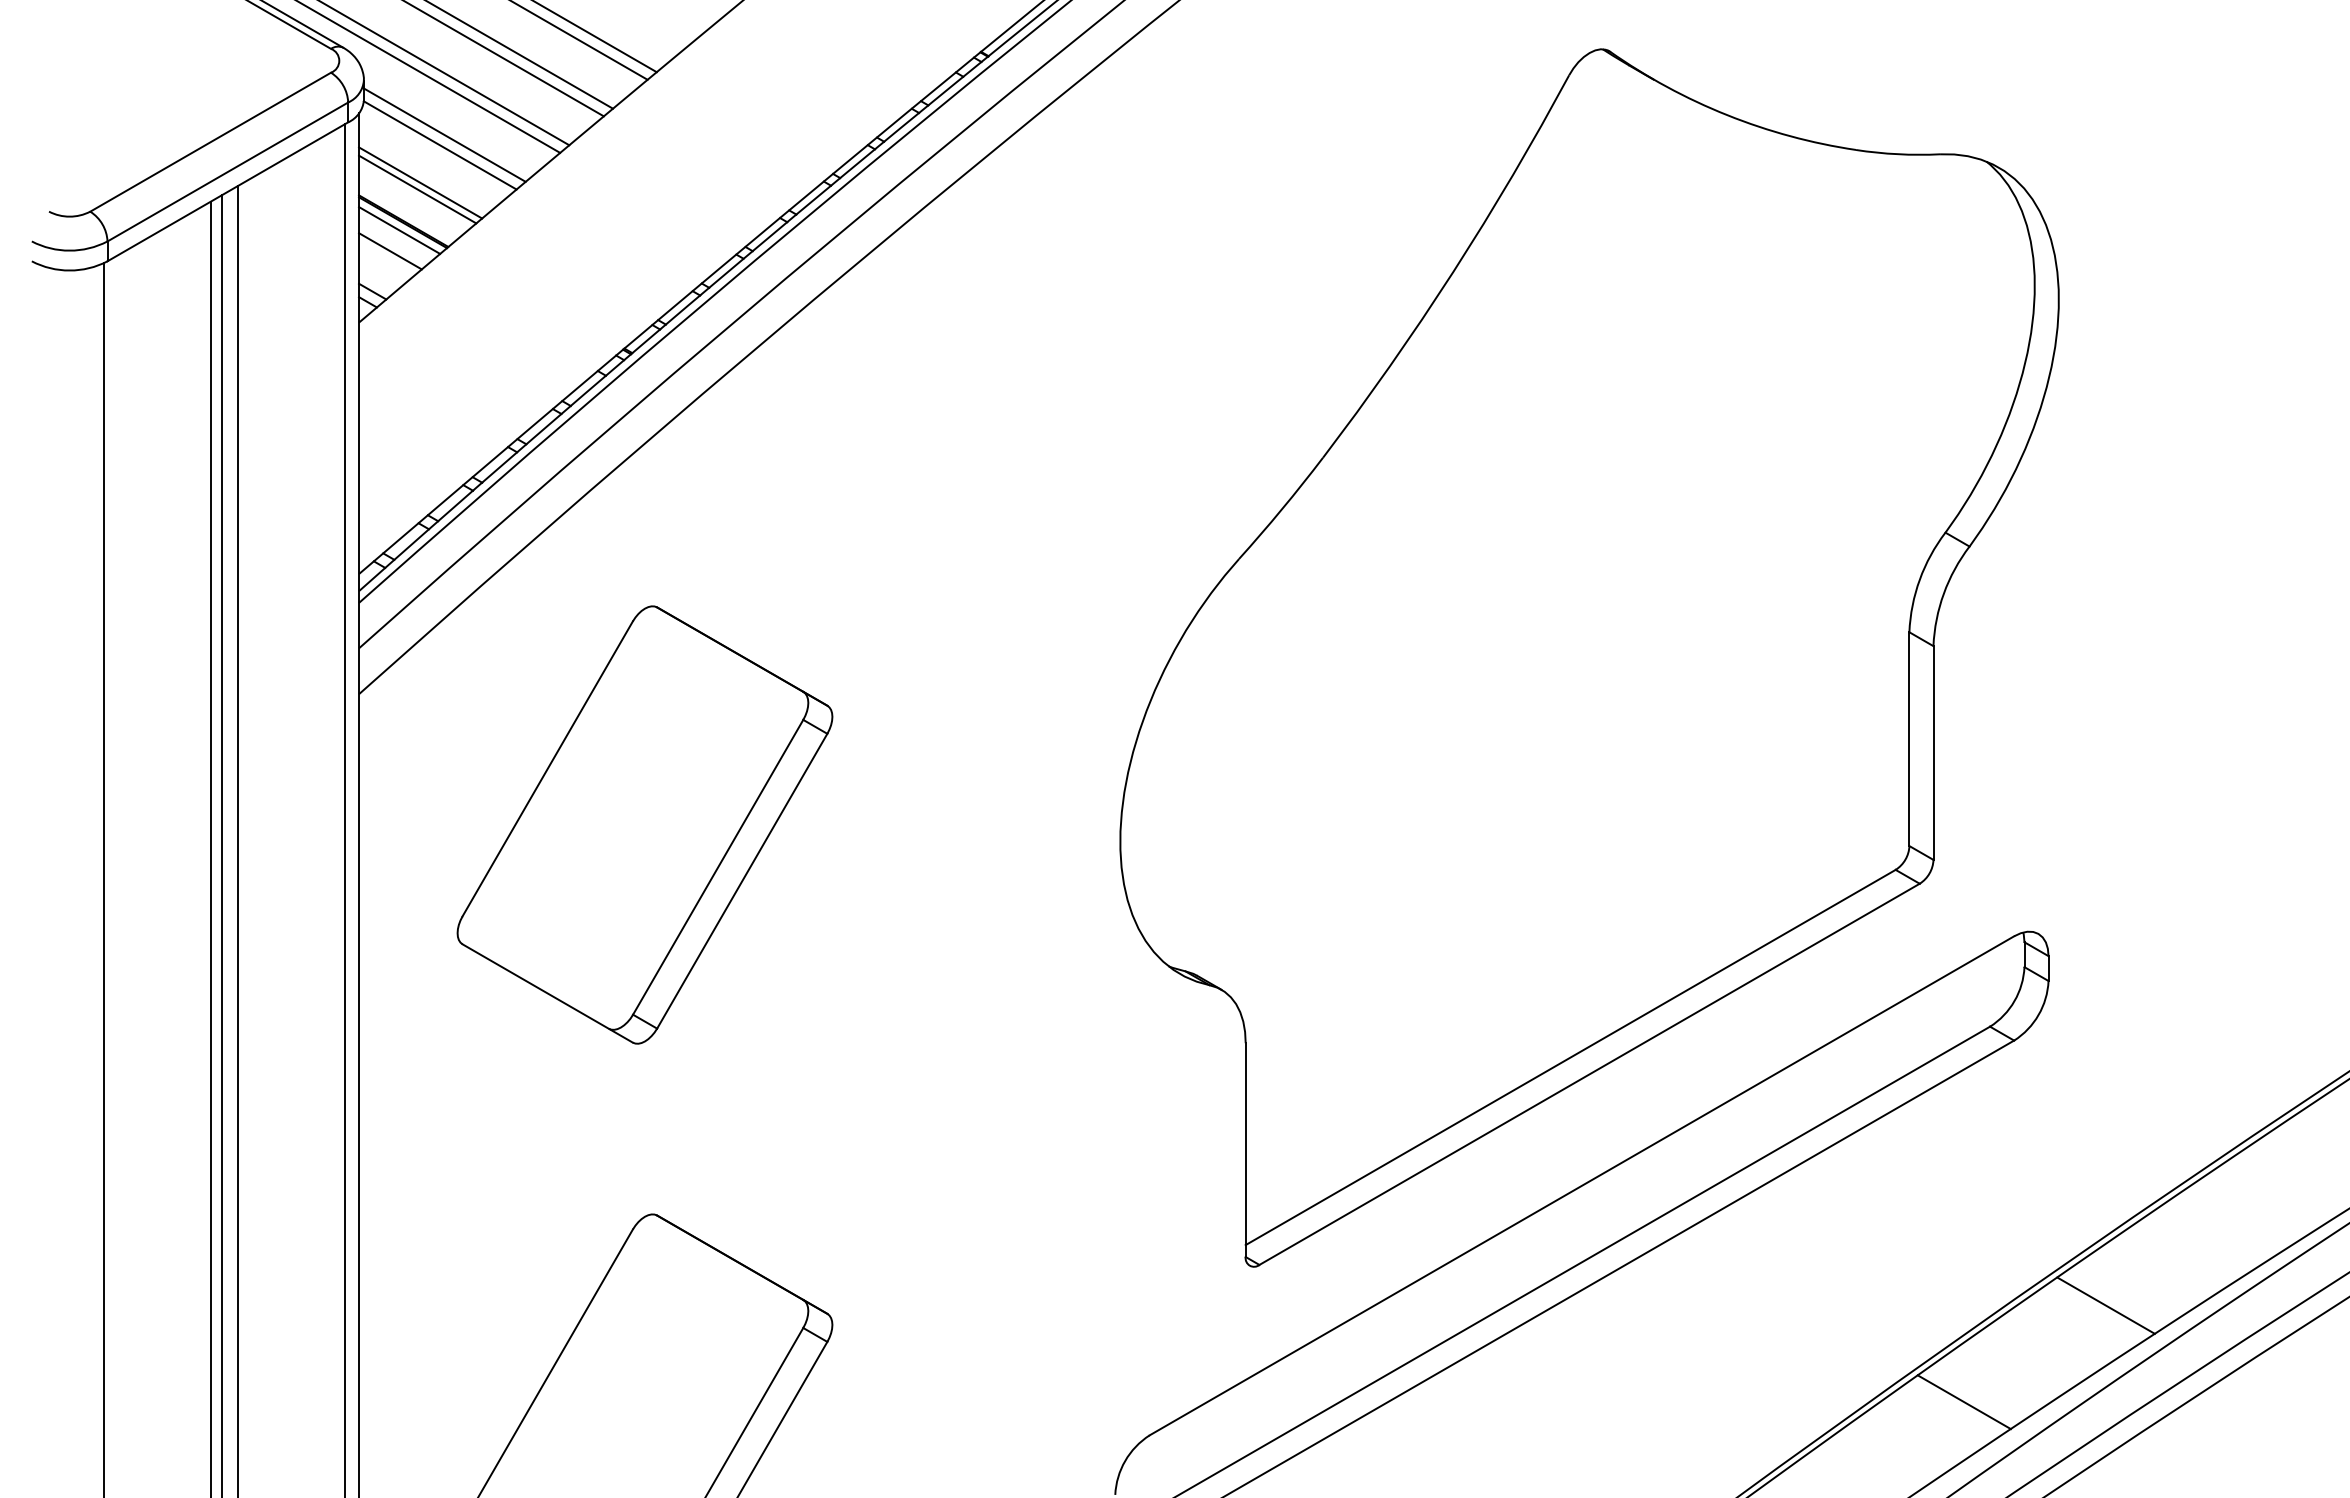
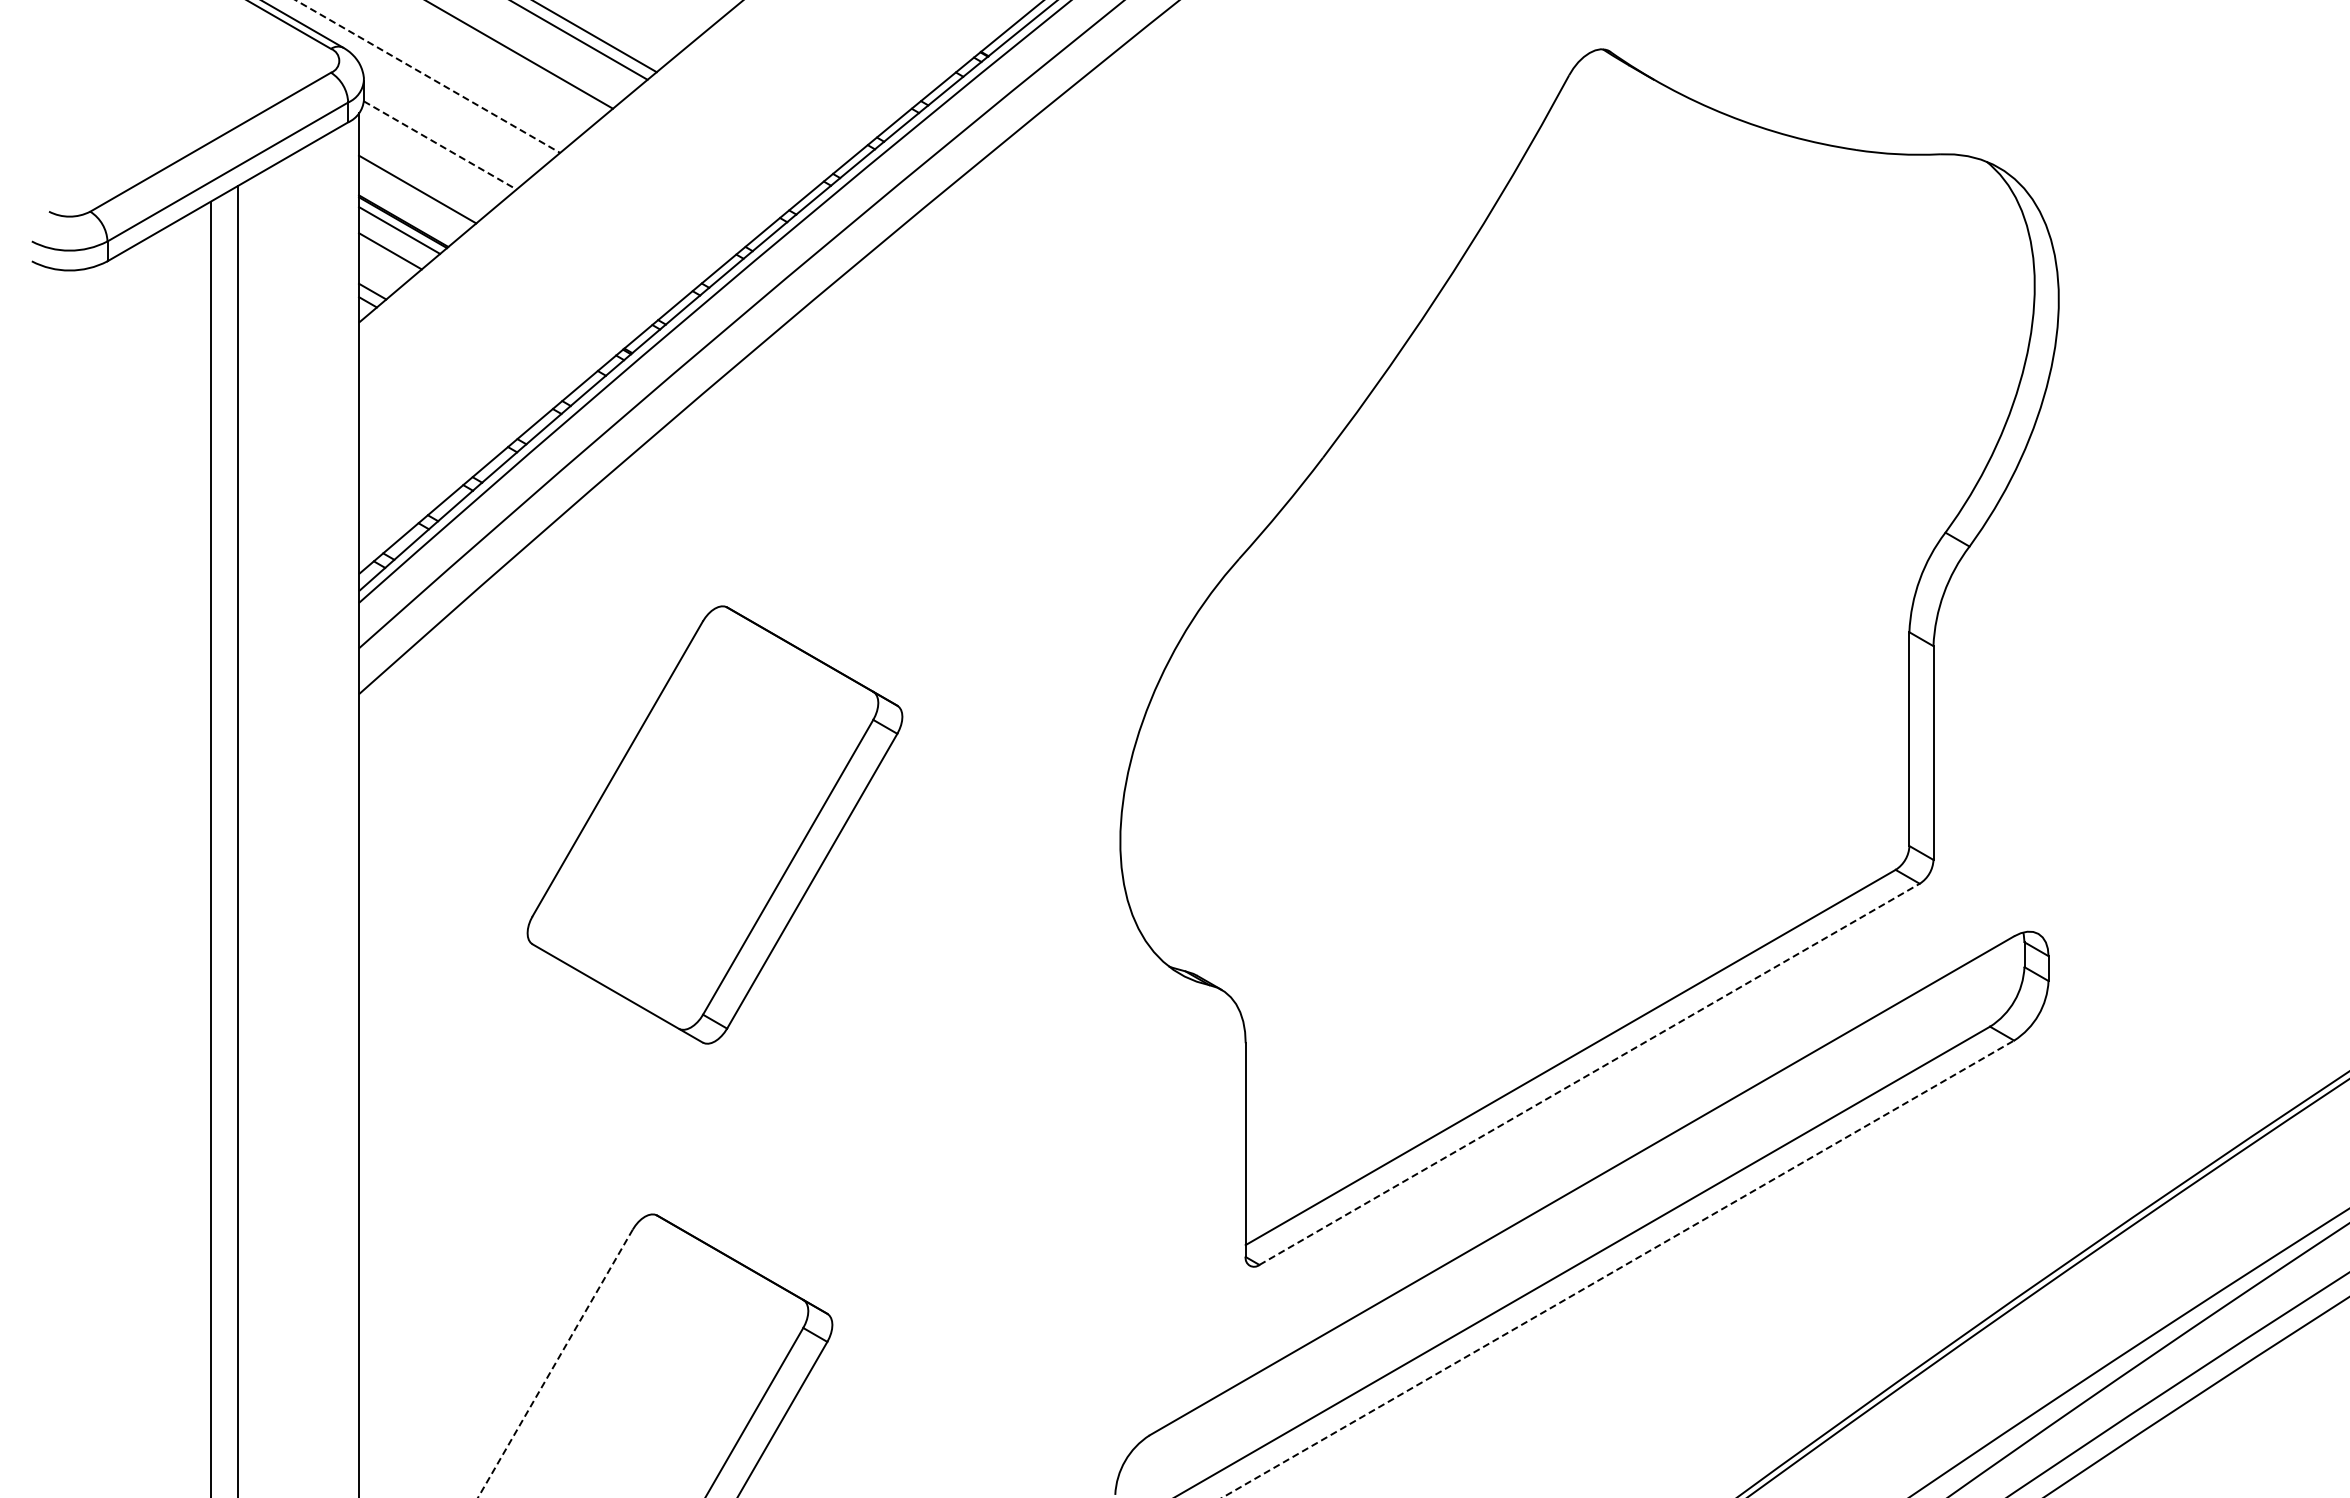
line: present -> none (504, 59)
line: present -> none (445, 73)
line: solid -> dashed (428, 76)
line: present -> none (444, 134)
line: solid -> dashed (440, 145)
line: present -> none (420, 182)
line: present -> none (344, 809)
part position: (644, 824) -> (714, 824) (714, 824)
line: present -> none (222, 844)
line: present -> none (104, 878)
line: solid -> dashed (1590, 1074)
line: solid -> dashed (1618, 1268)
line: present -> none (2105, 1305)
line: solid -> dashed (555, 1363)
line: present -> none (1963, 1402)
